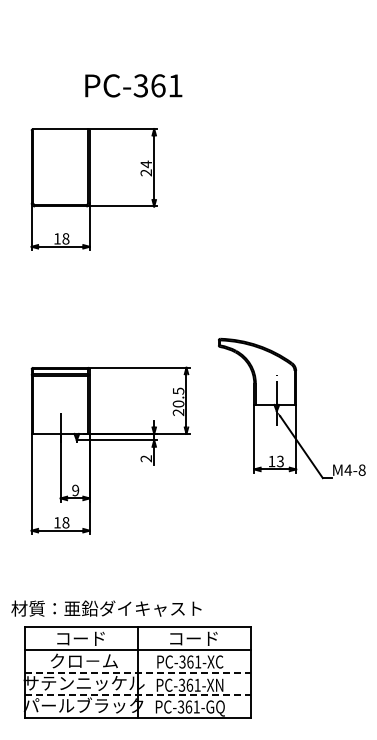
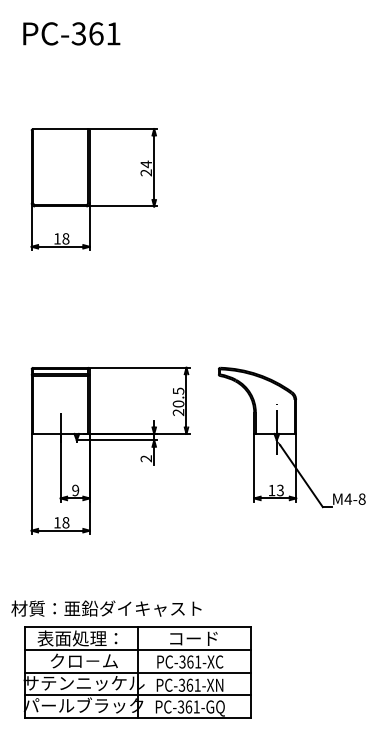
text position: (133, 85) -> (71, 33) (71, 33)
part position: (291, 408) -> (291, 437) (291, 437)
text: コード -> 表面処理： (77, 638)
line: dashed -> solid (137, 672)
line: dashed -> solid (137, 695)
